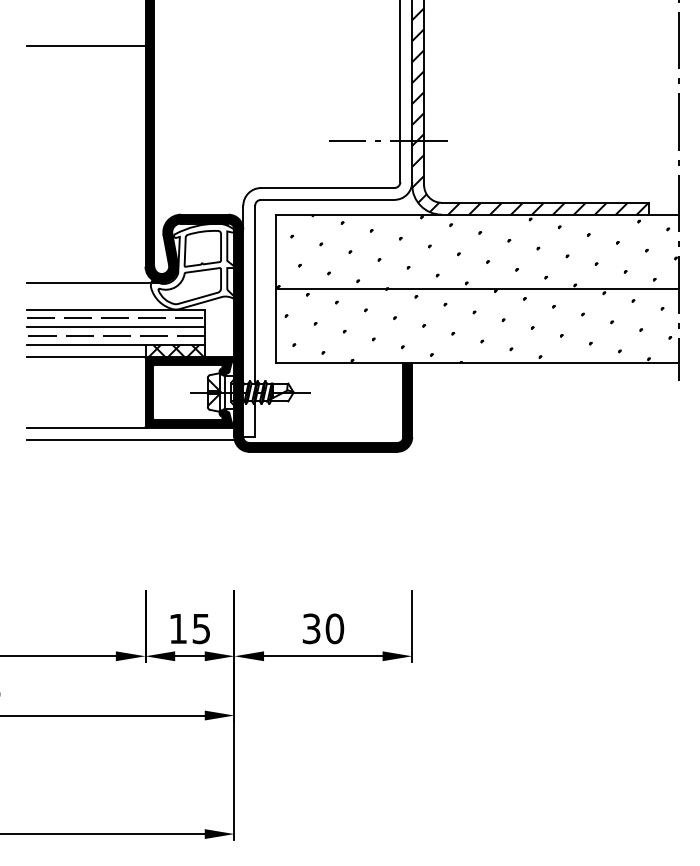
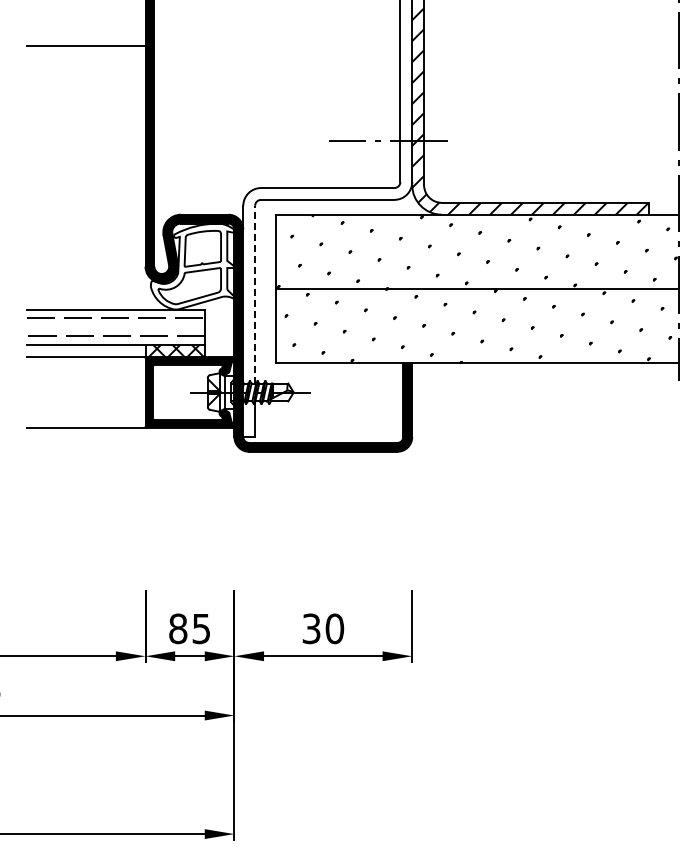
line: present -> none (93, 282)
line: solid -> dashed (255, 294)
line: present -> none (115, 327)
line: present -> none (130, 439)
text: 15 -> 85 (178, 628)
